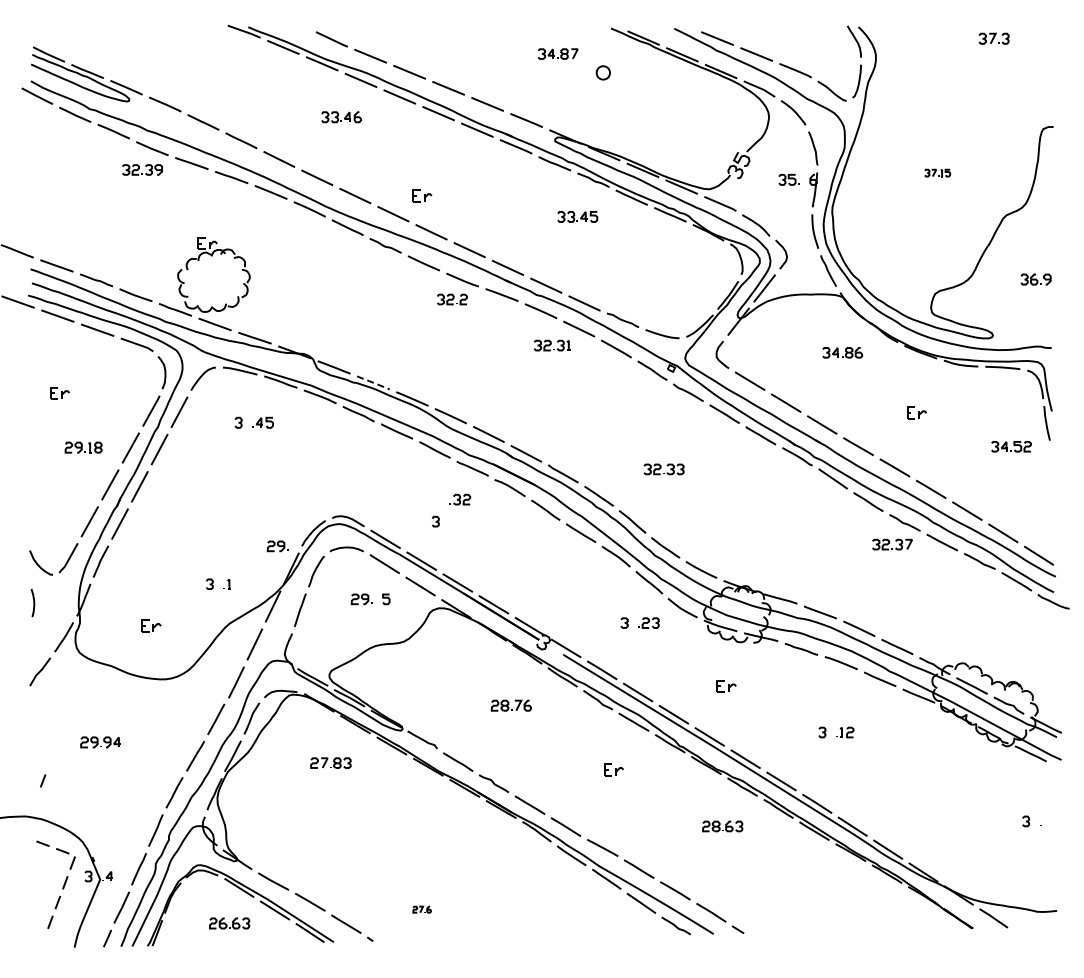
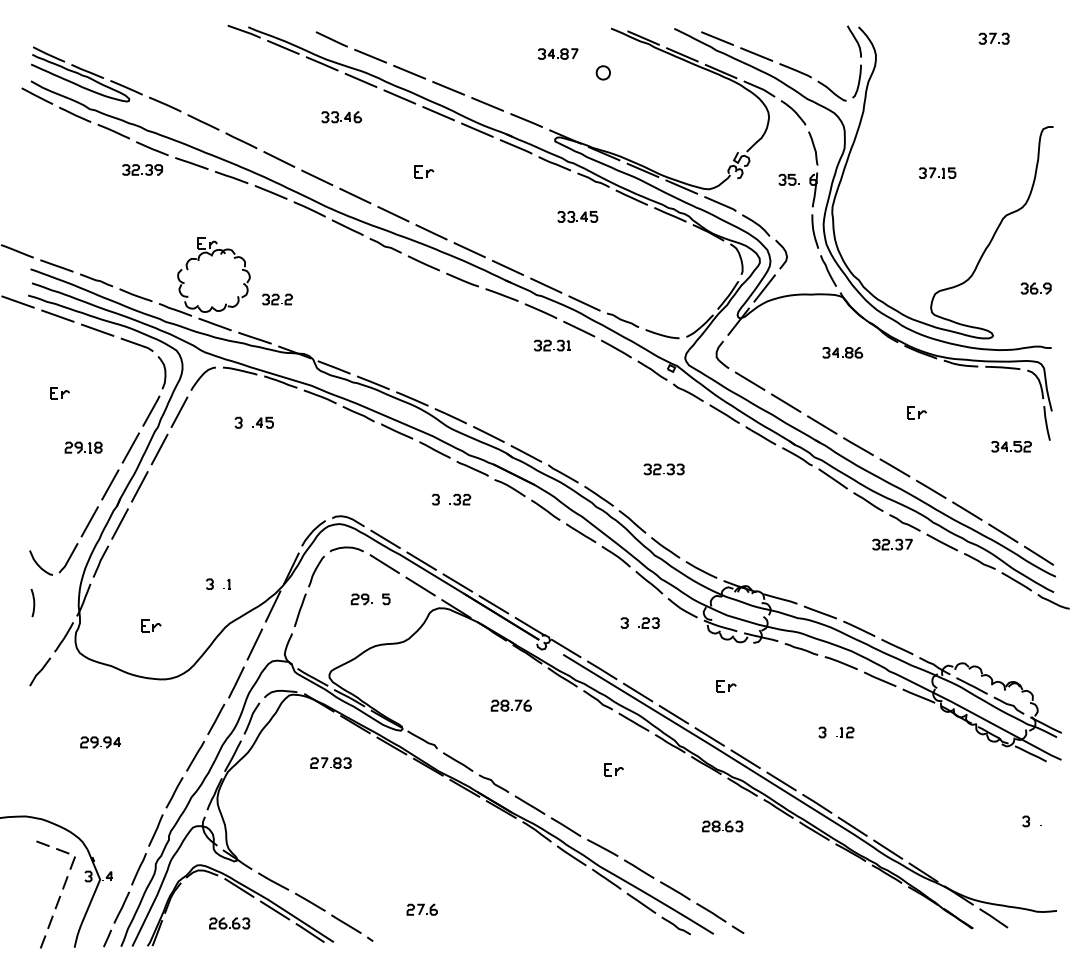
part size: 28x10 px -> 38x12 px (937, 172)
part position: (422, 195) -> (424, 171) (424, 171)
part position: (1035, 279) -> (1035, 288) (1035, 288)
part position: (452, 299) -> (277, 299) (277, 299)
line: dashed -> solid (373, 382)
part position: (435, 521) -> (435, 499) (435, 499)
part: present -> none (277, 546)
line position: (43, 780) -> (43, 941) (43, 941)
part size: 20x9 px -> 32x13 px (421, 909)
